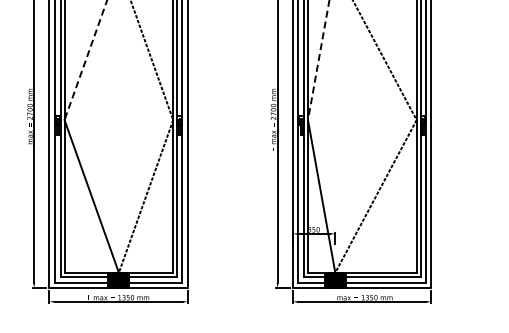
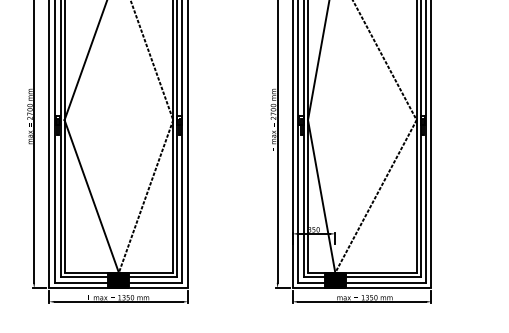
line: dashed -> solid (85, 60)
line: dashed -> solid (318, 60)
